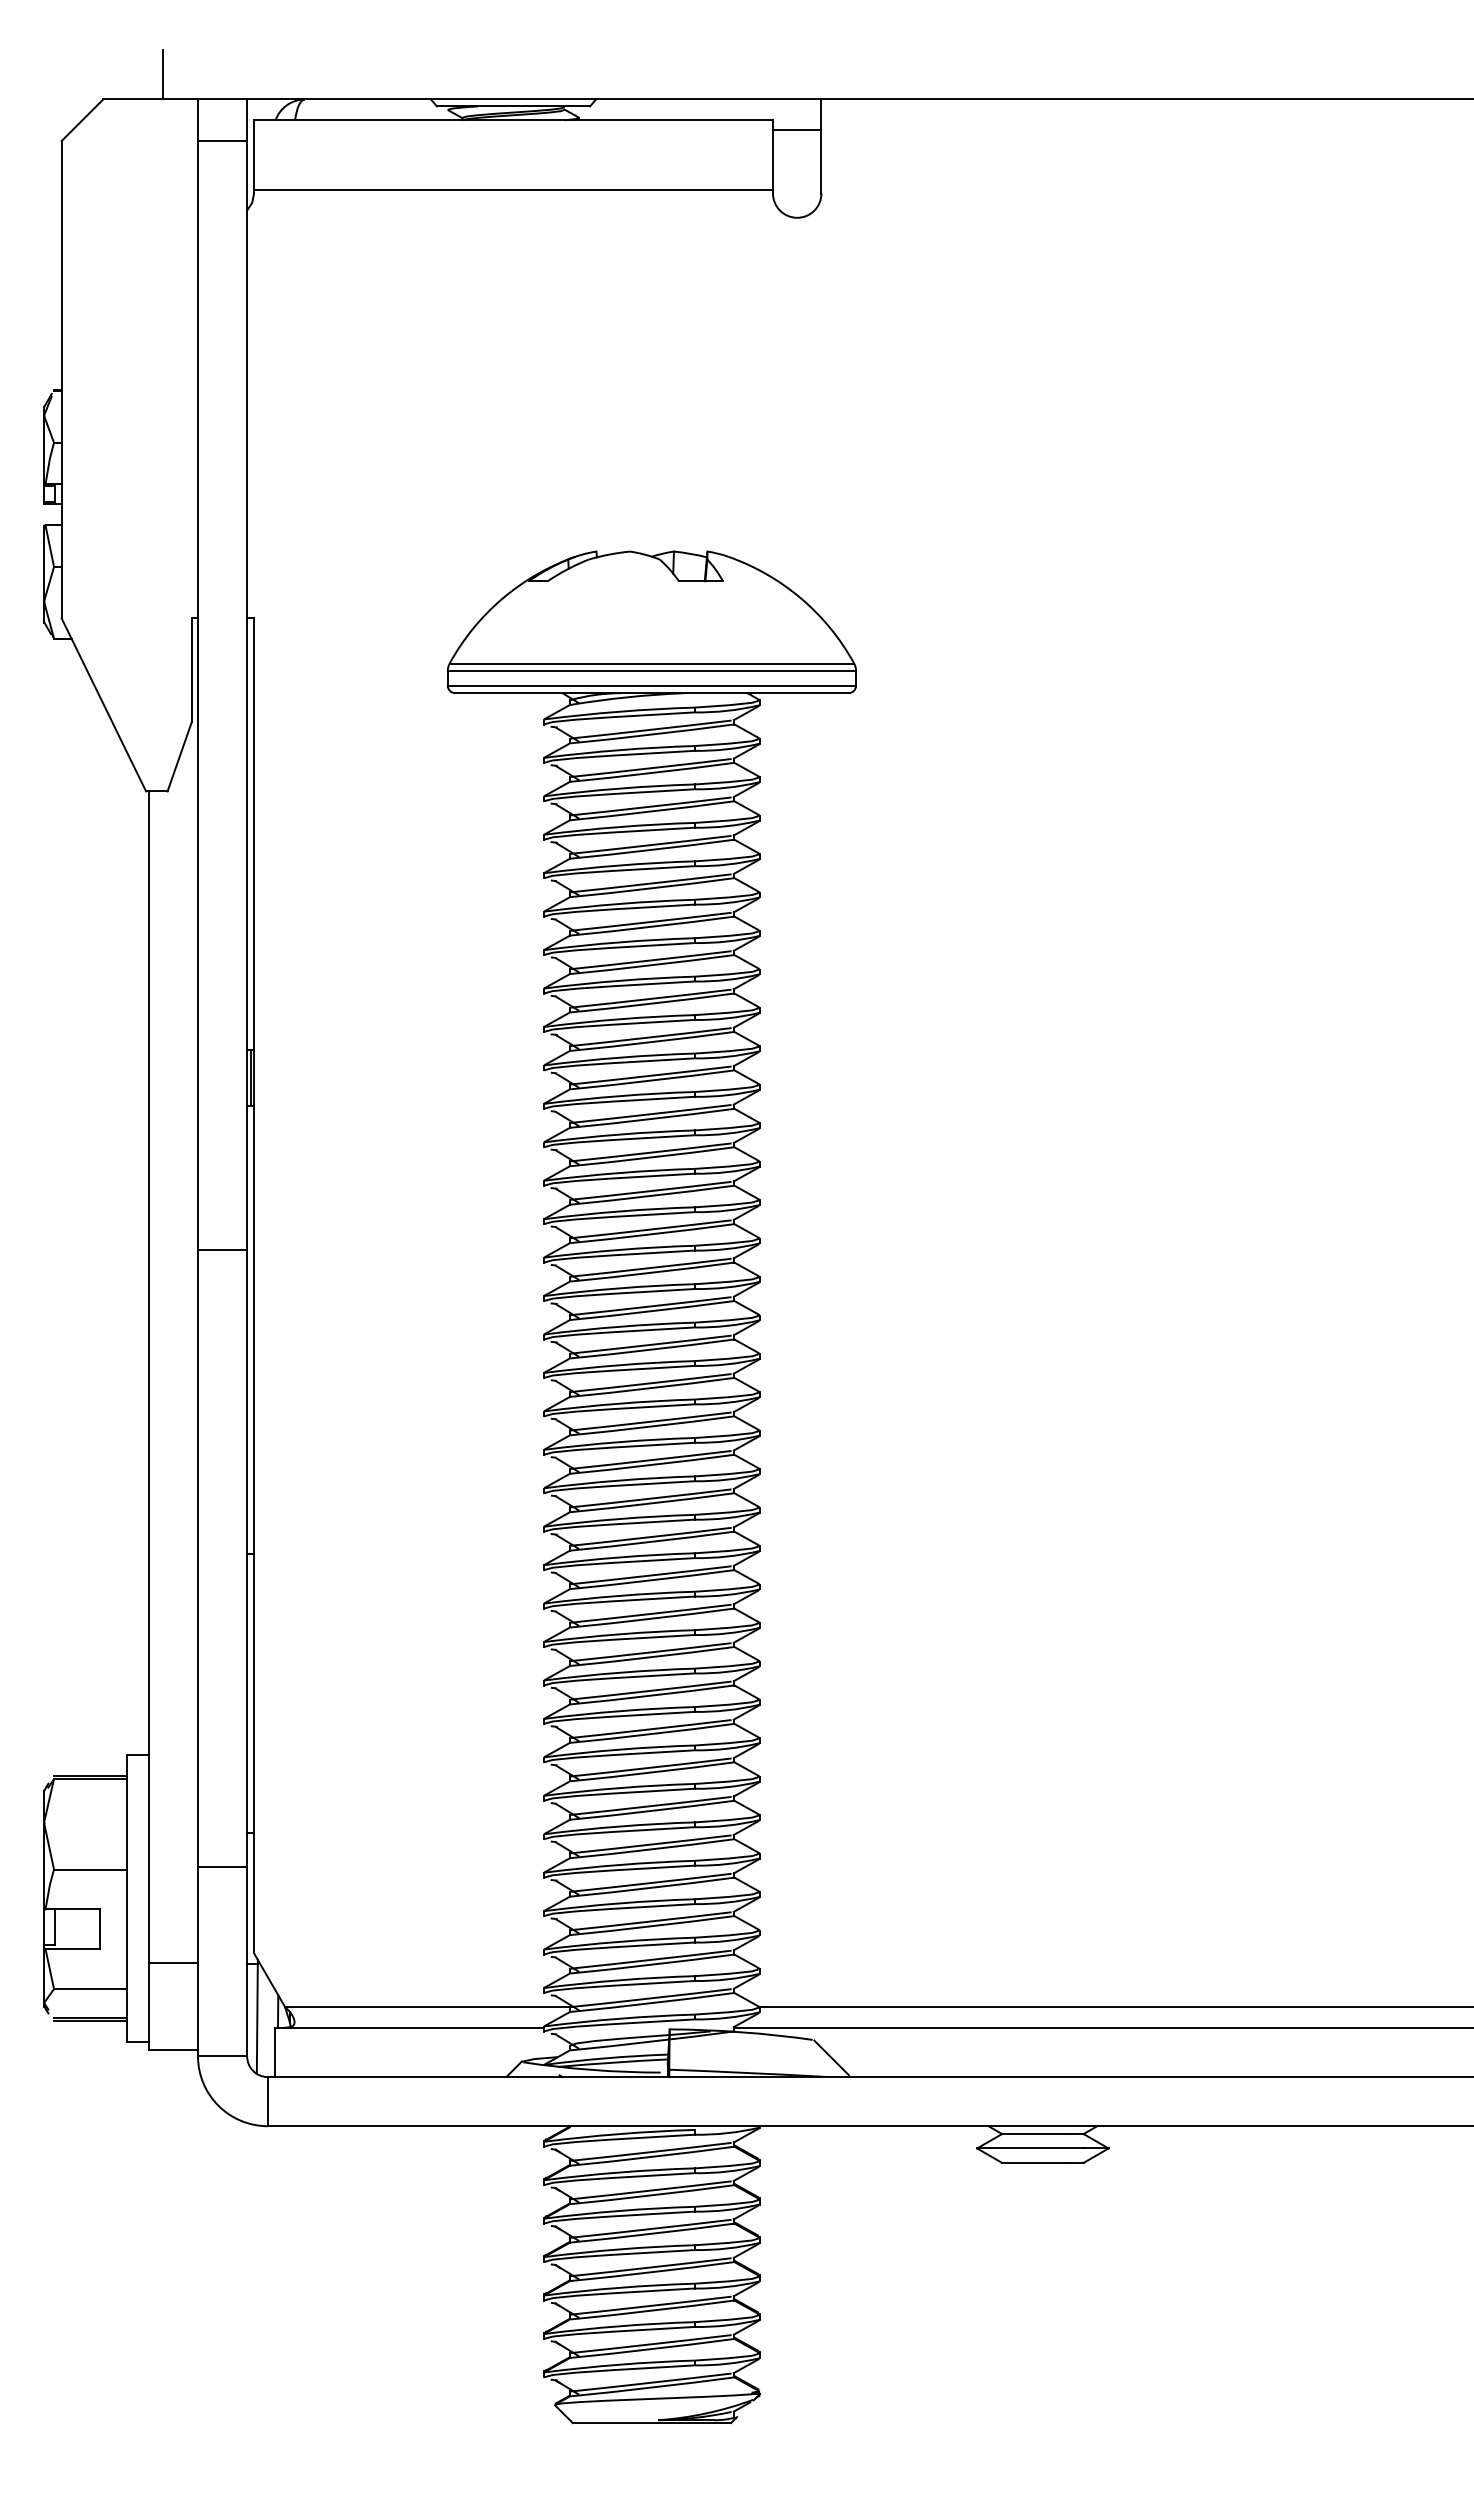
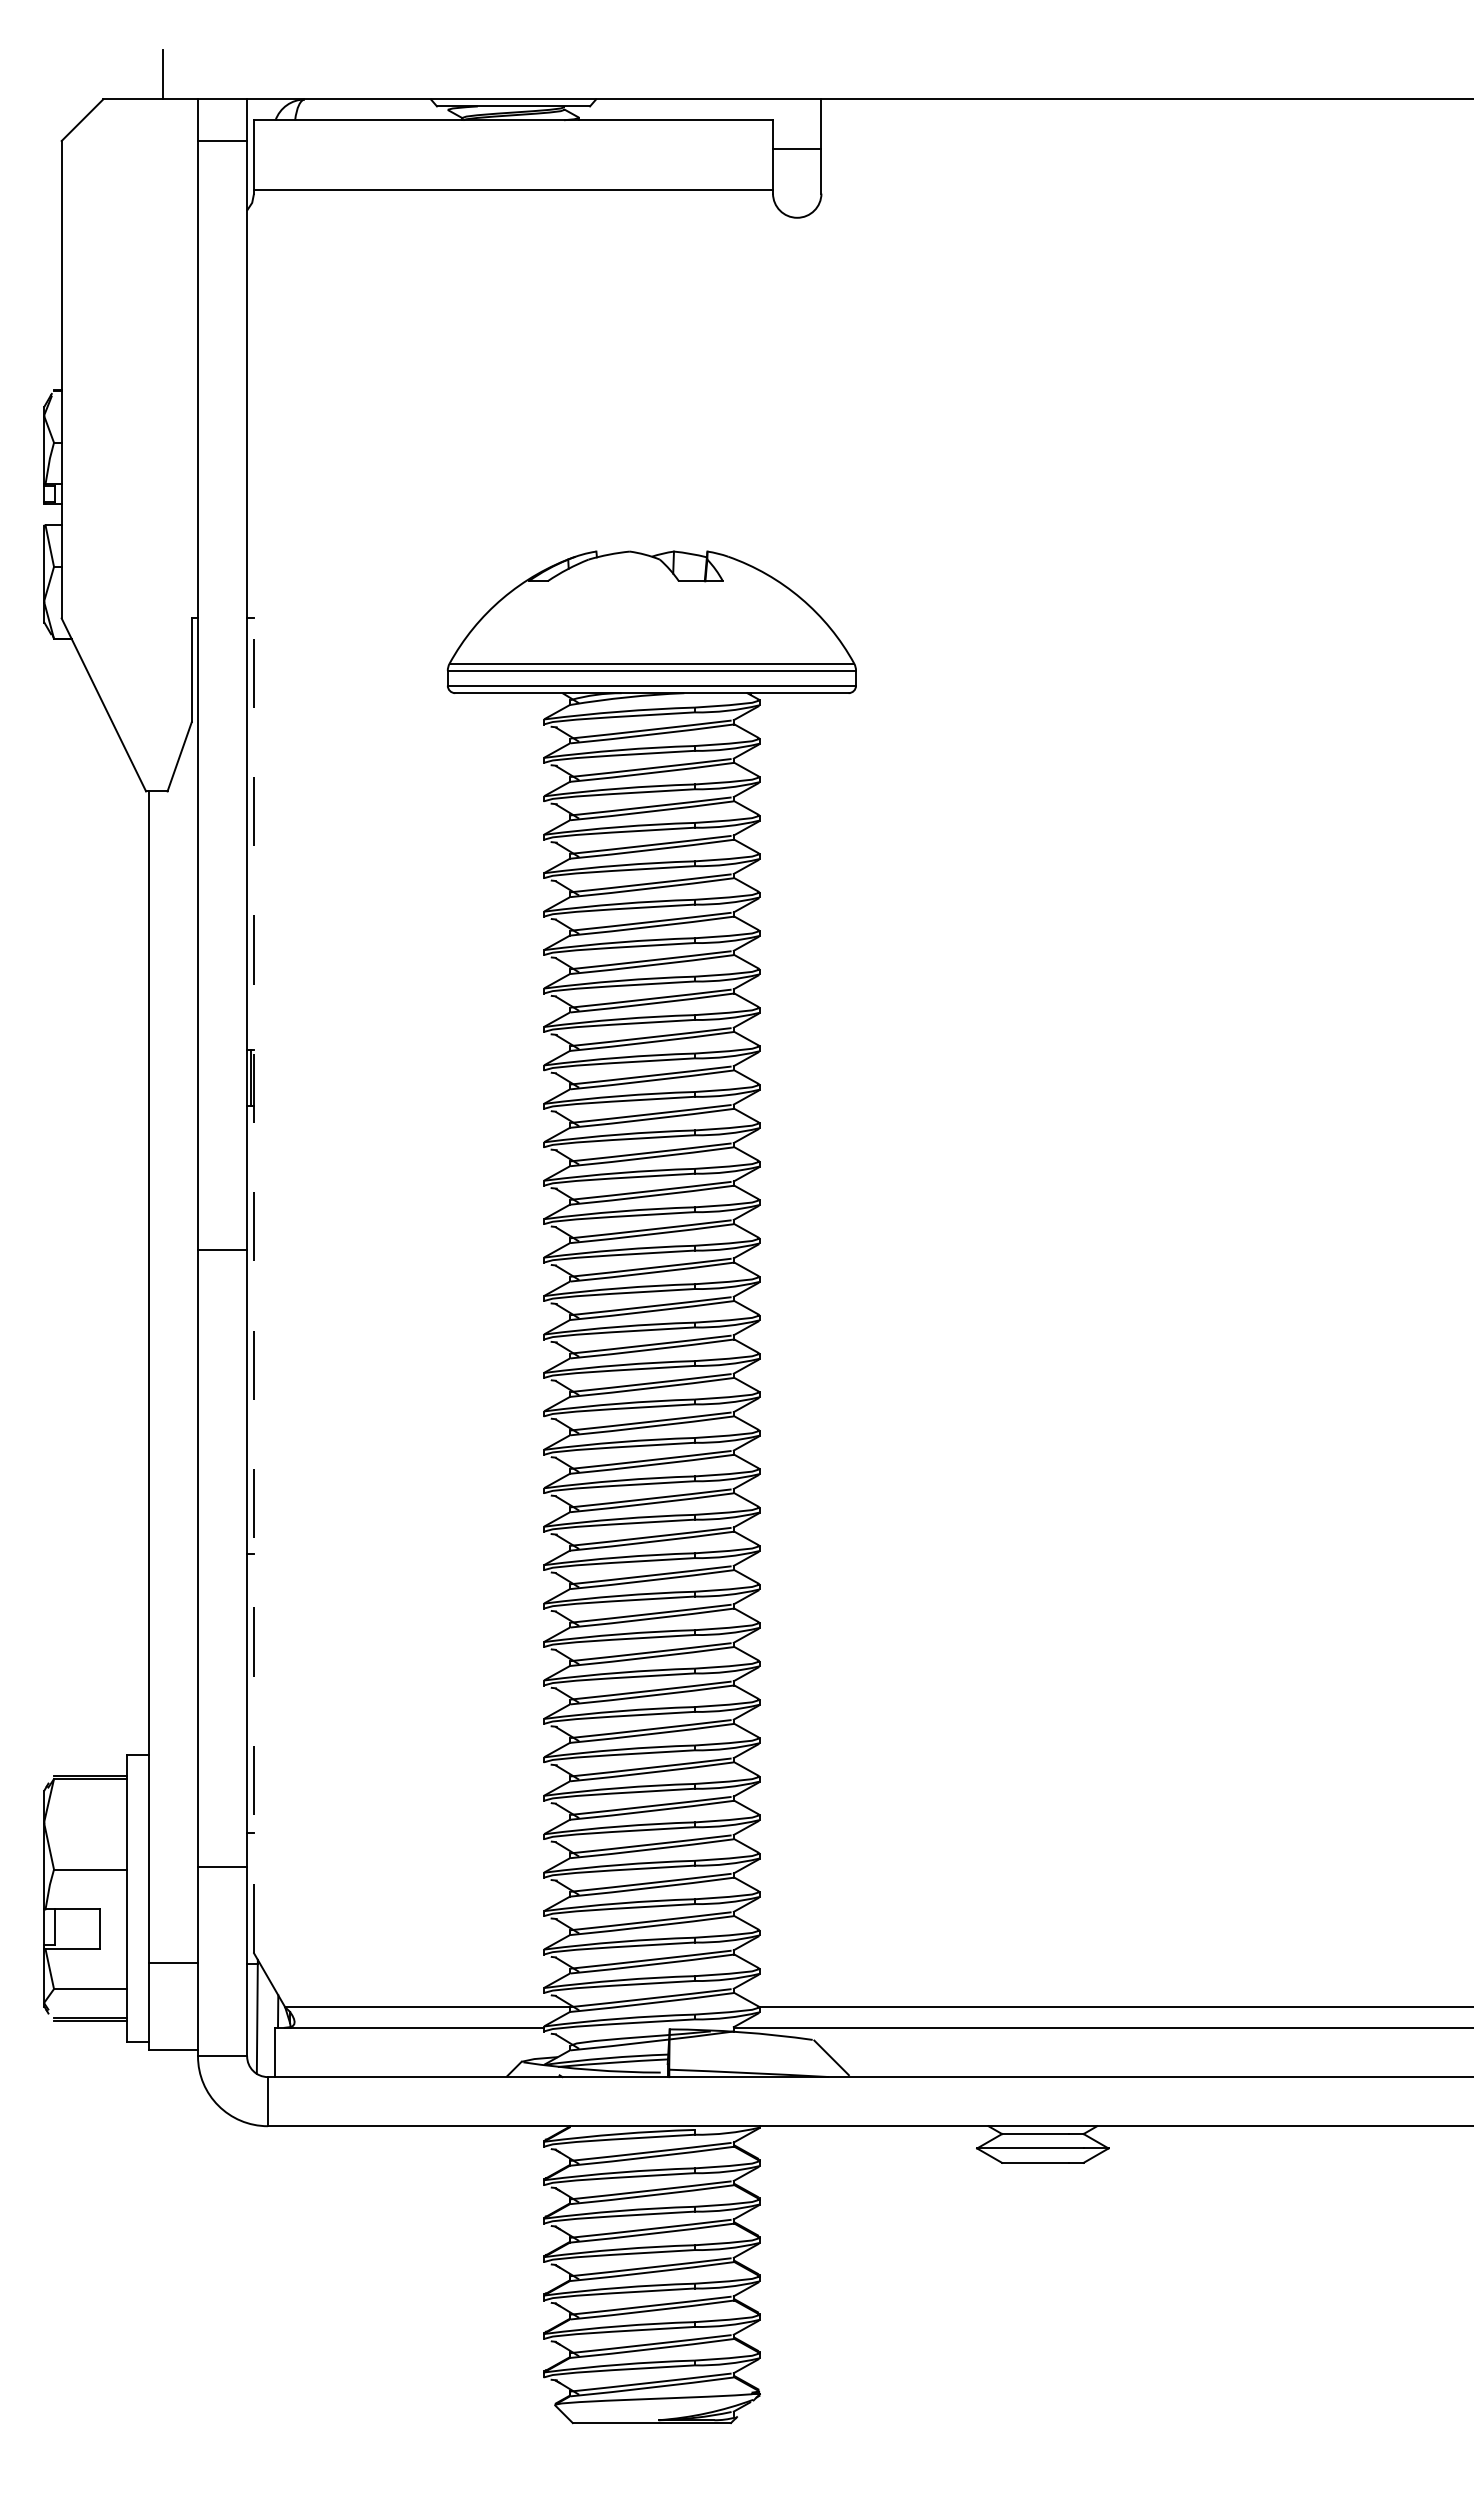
line position: (797, 130) -> (797, 149) (797, 149)
line: solid -> dashed (254, 1285)
